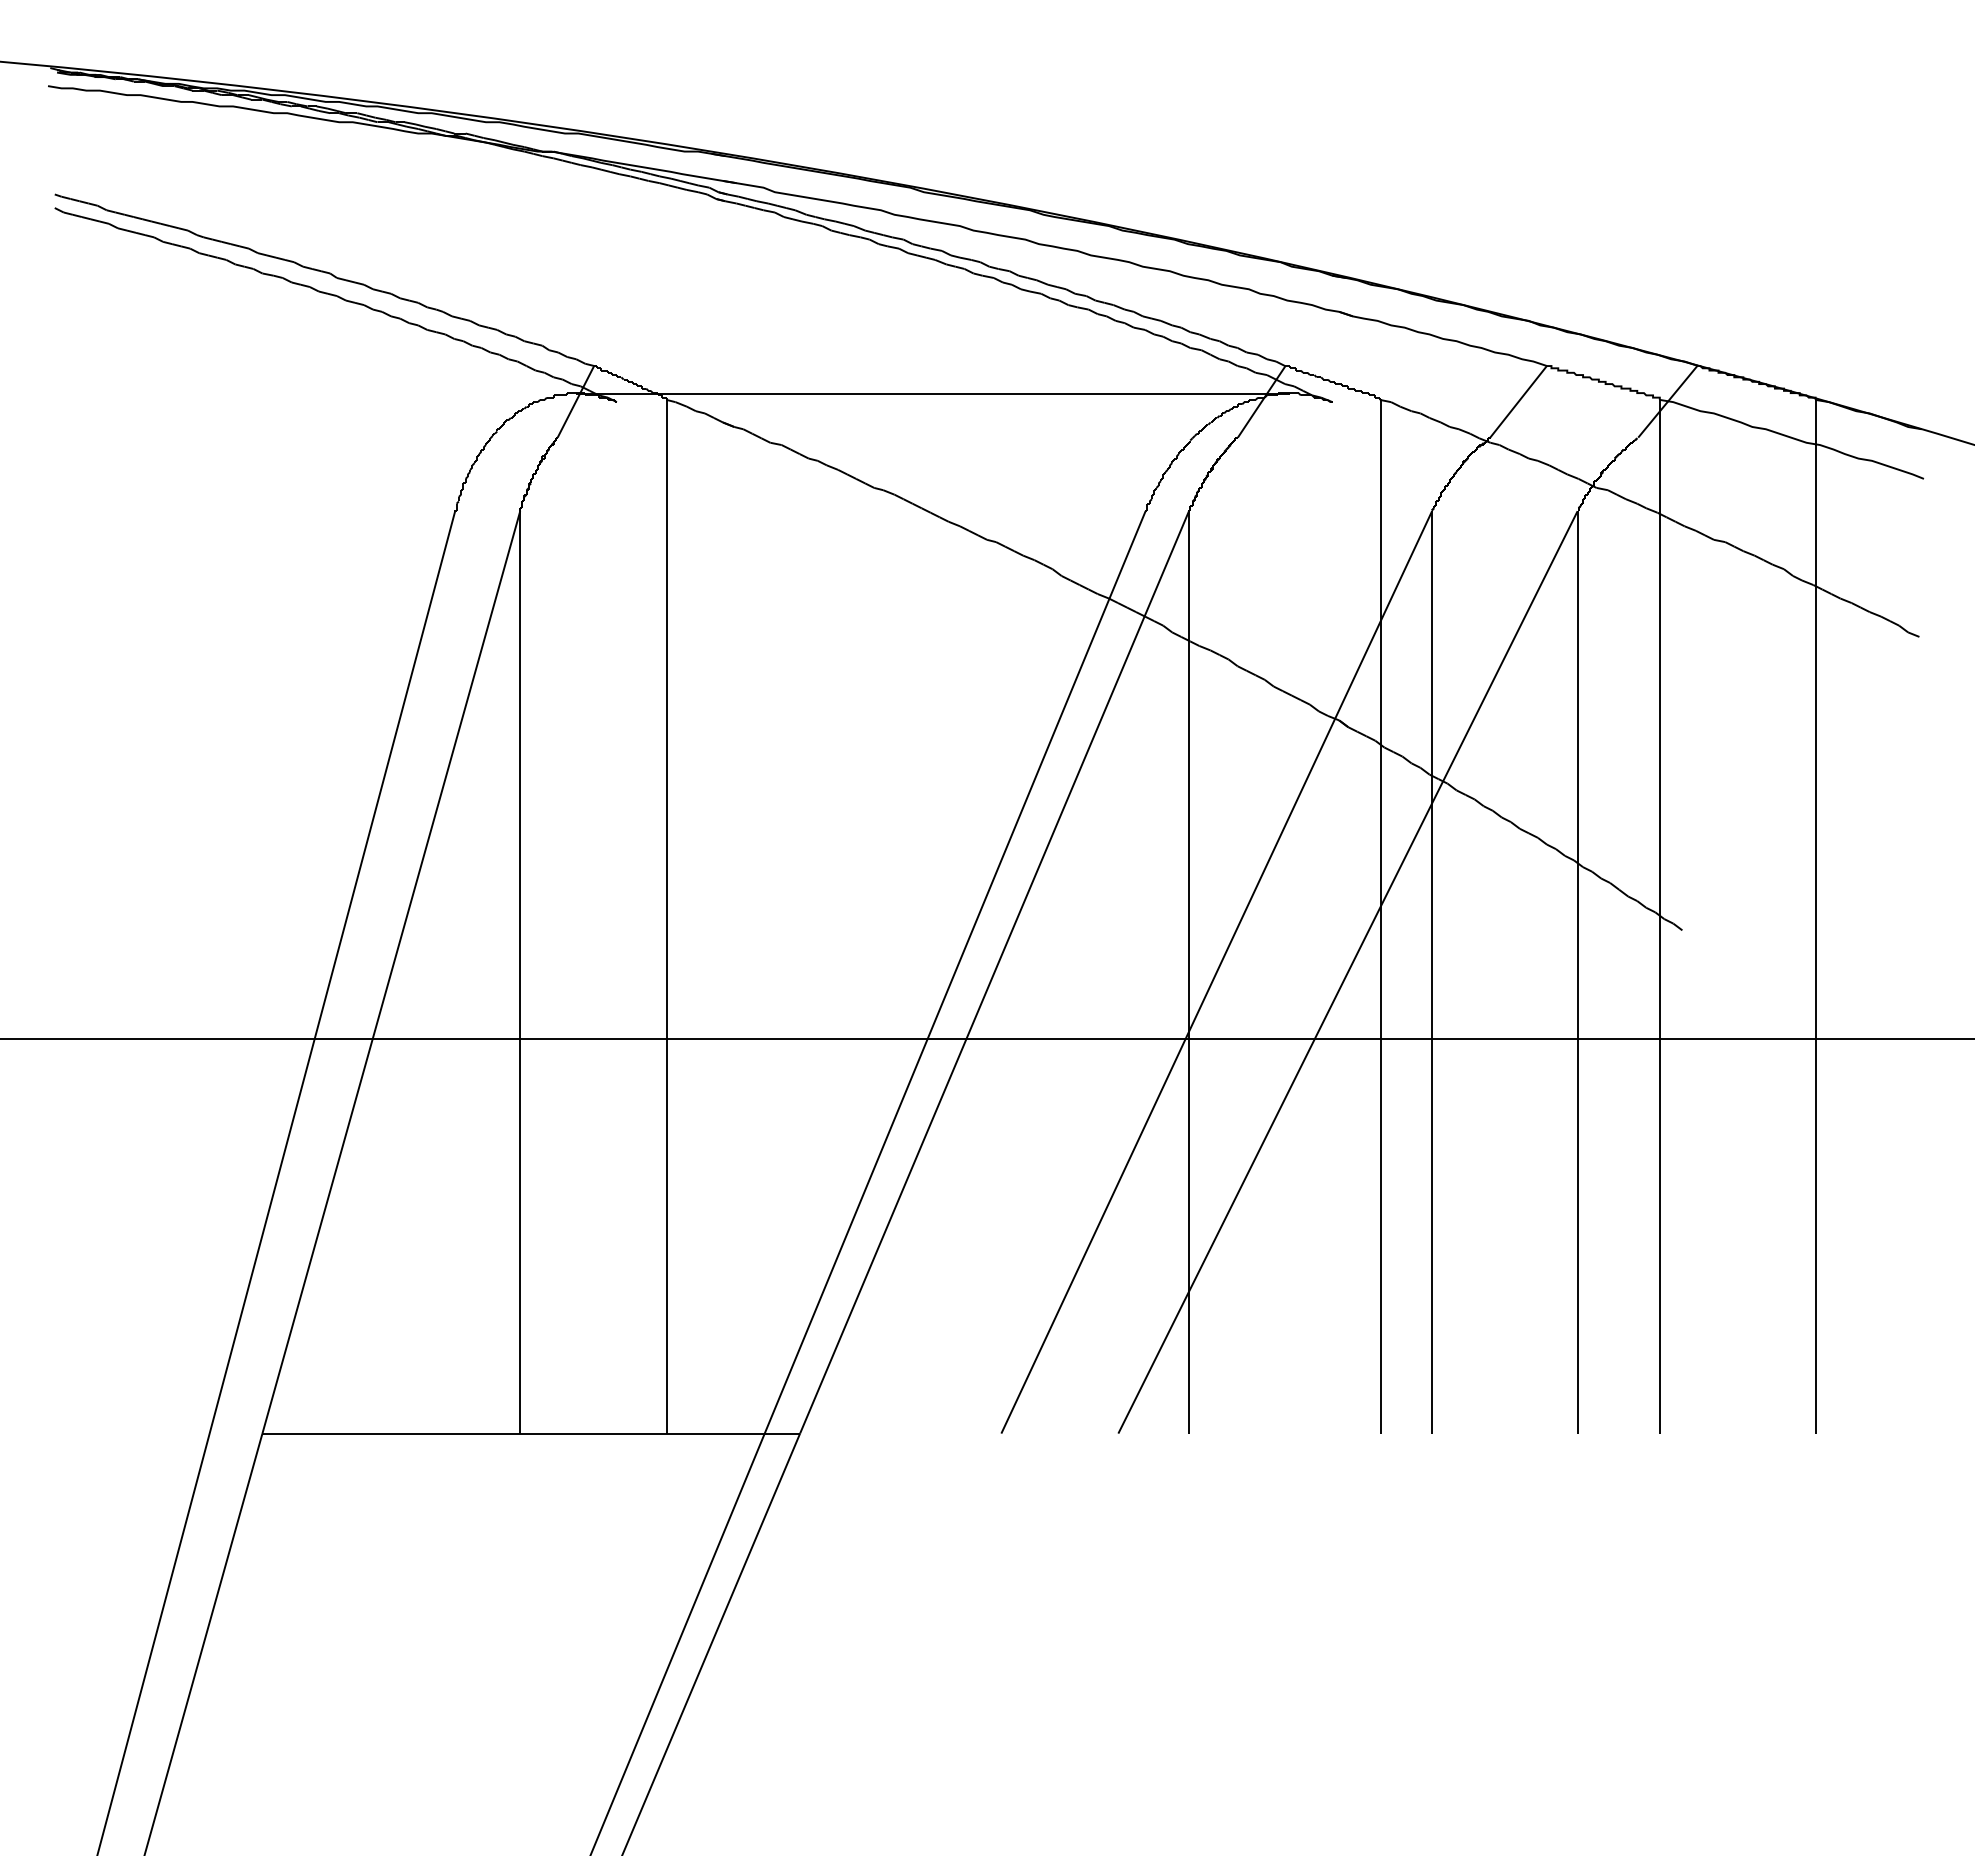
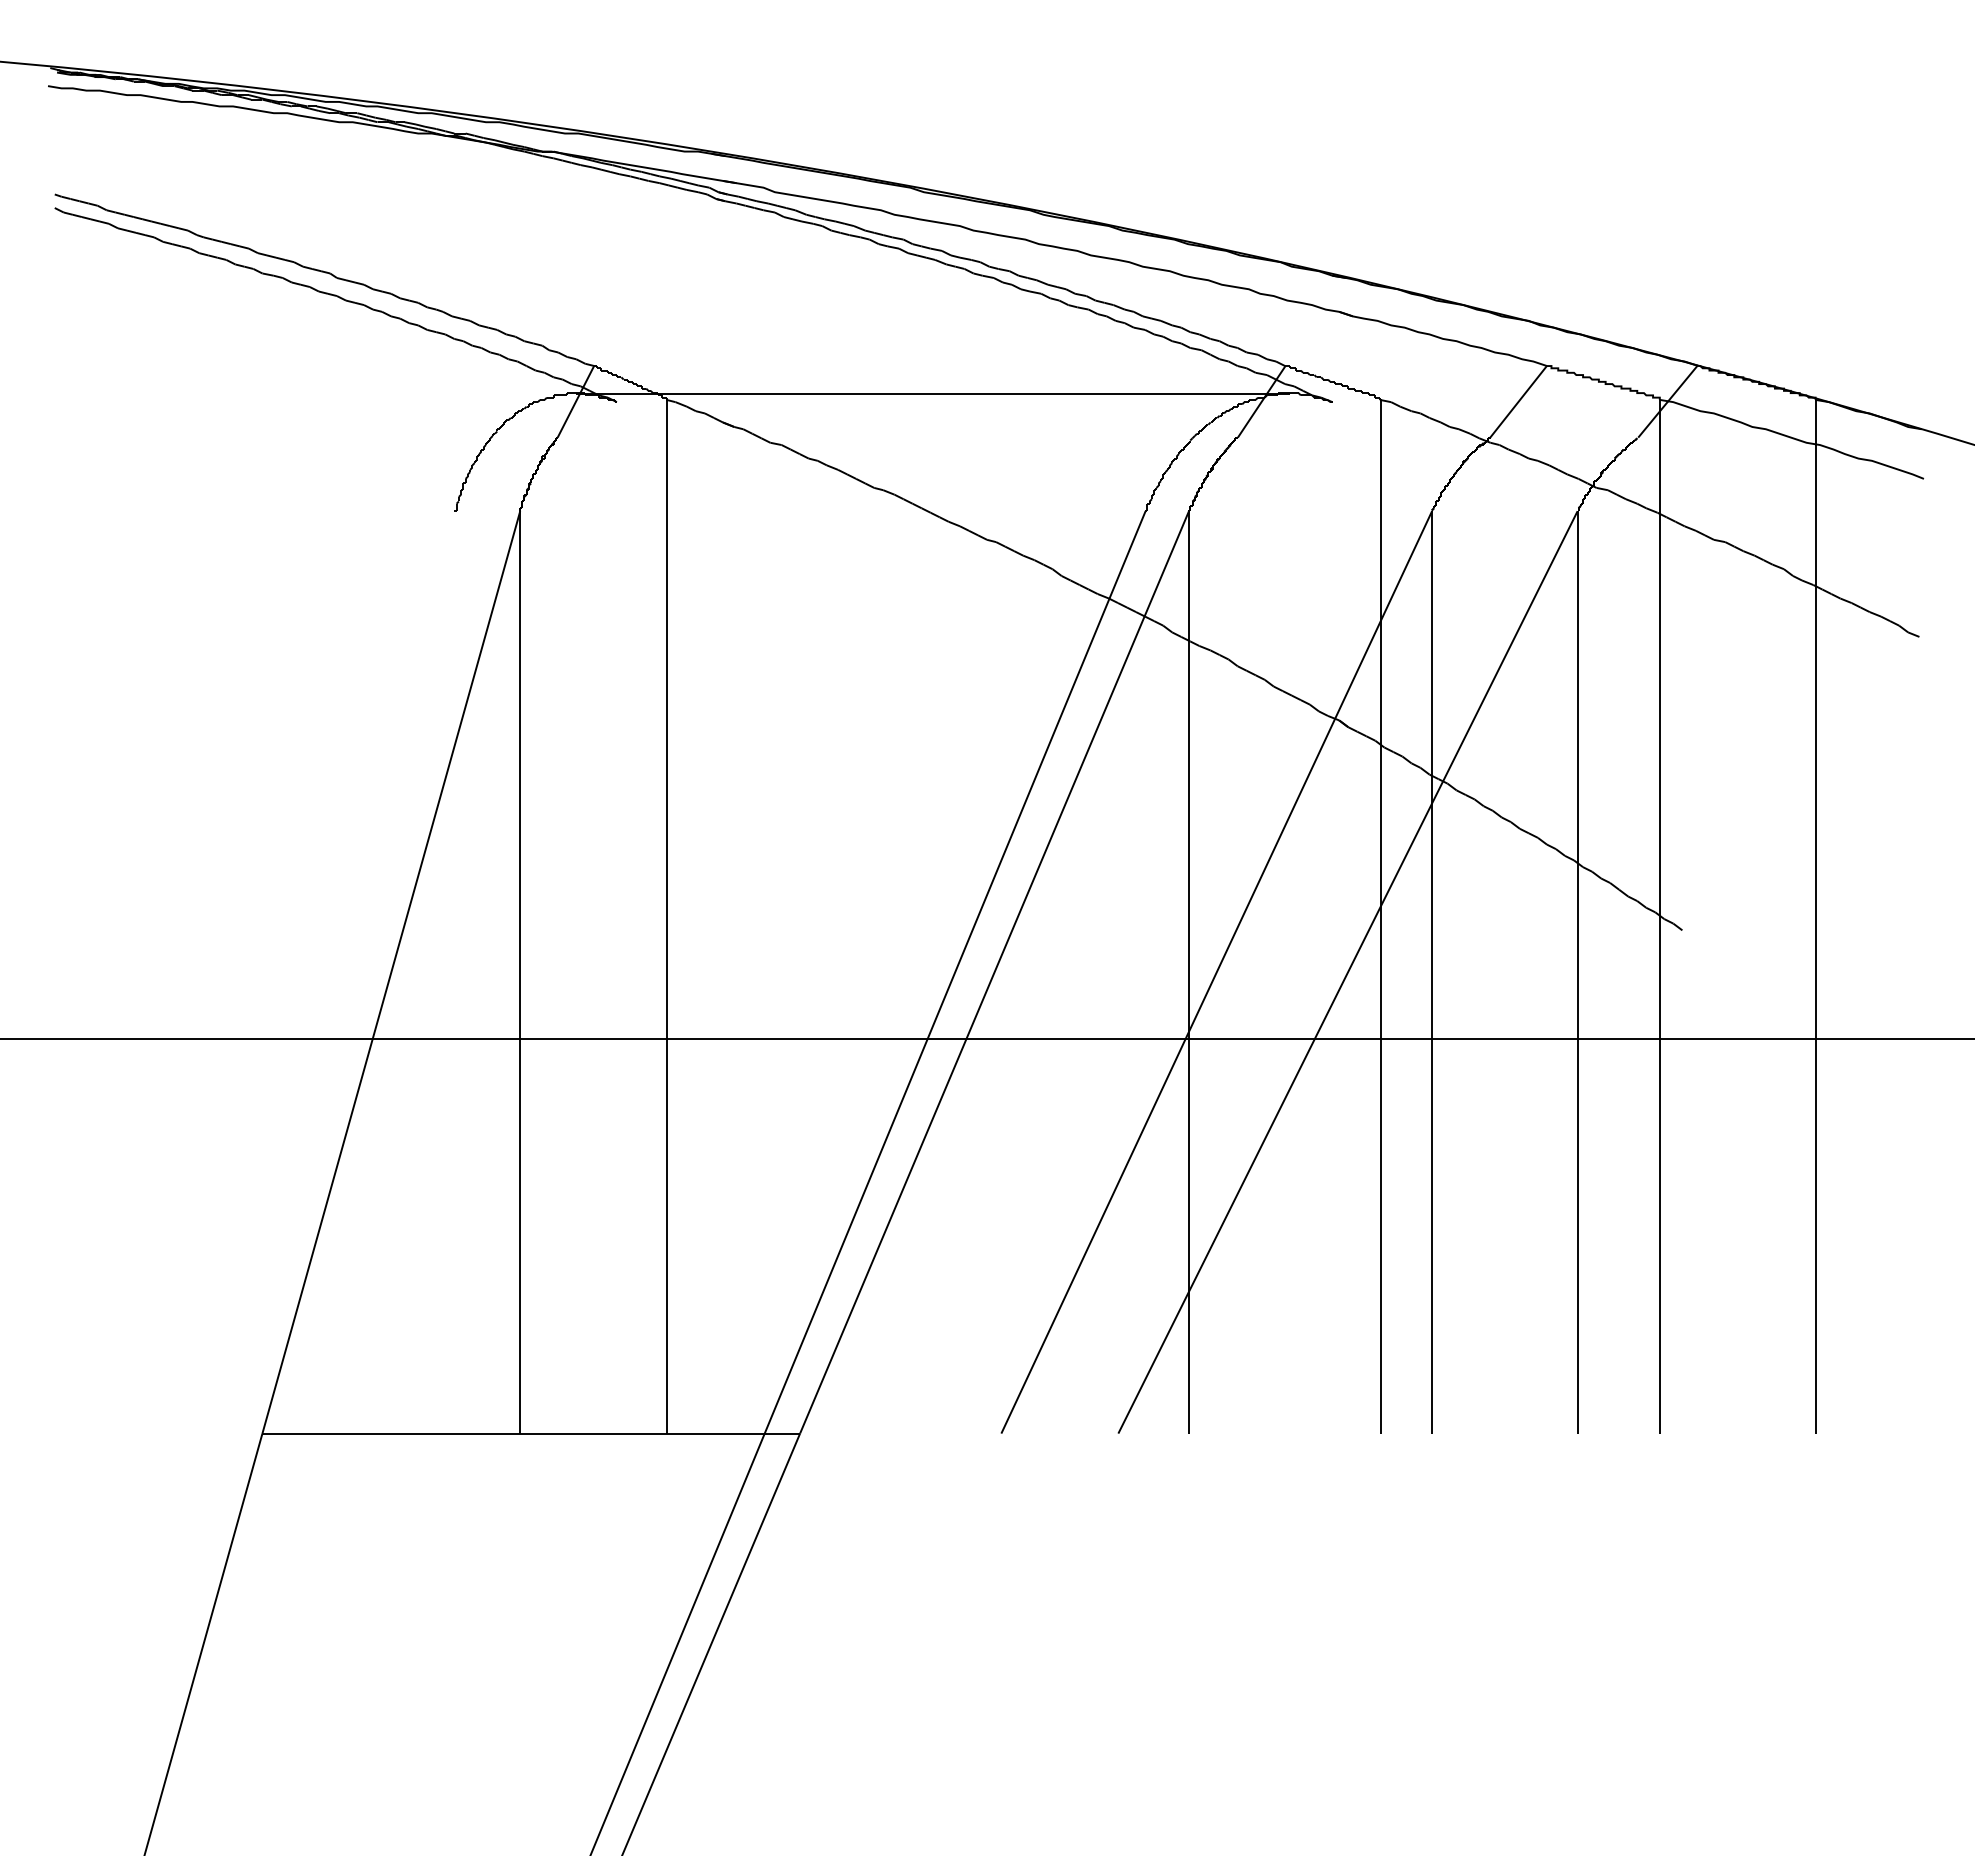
line: present -> none (276, 1181)
